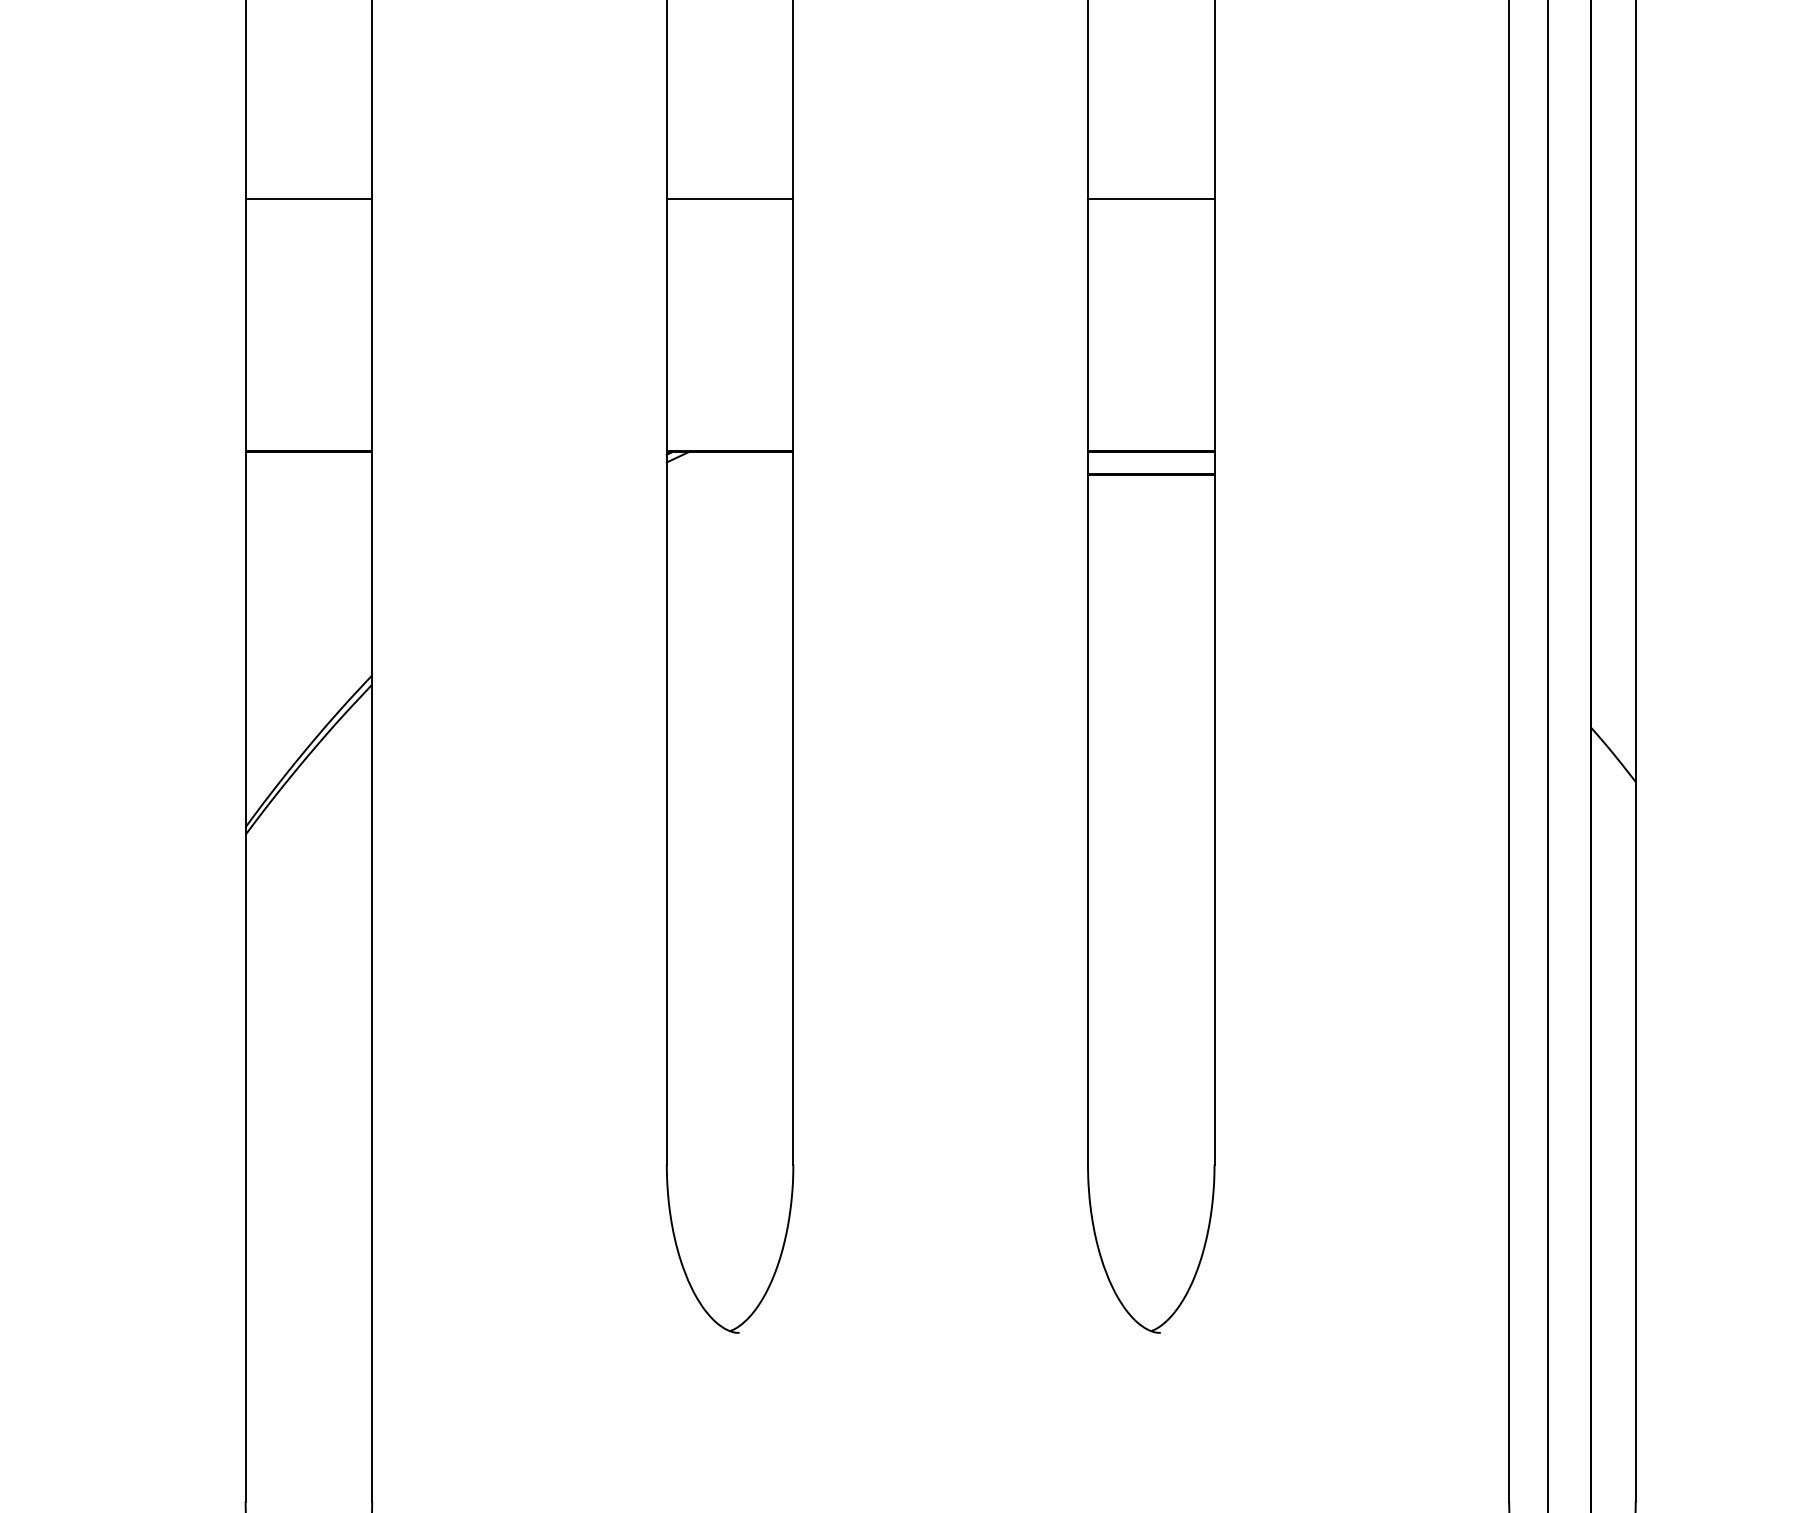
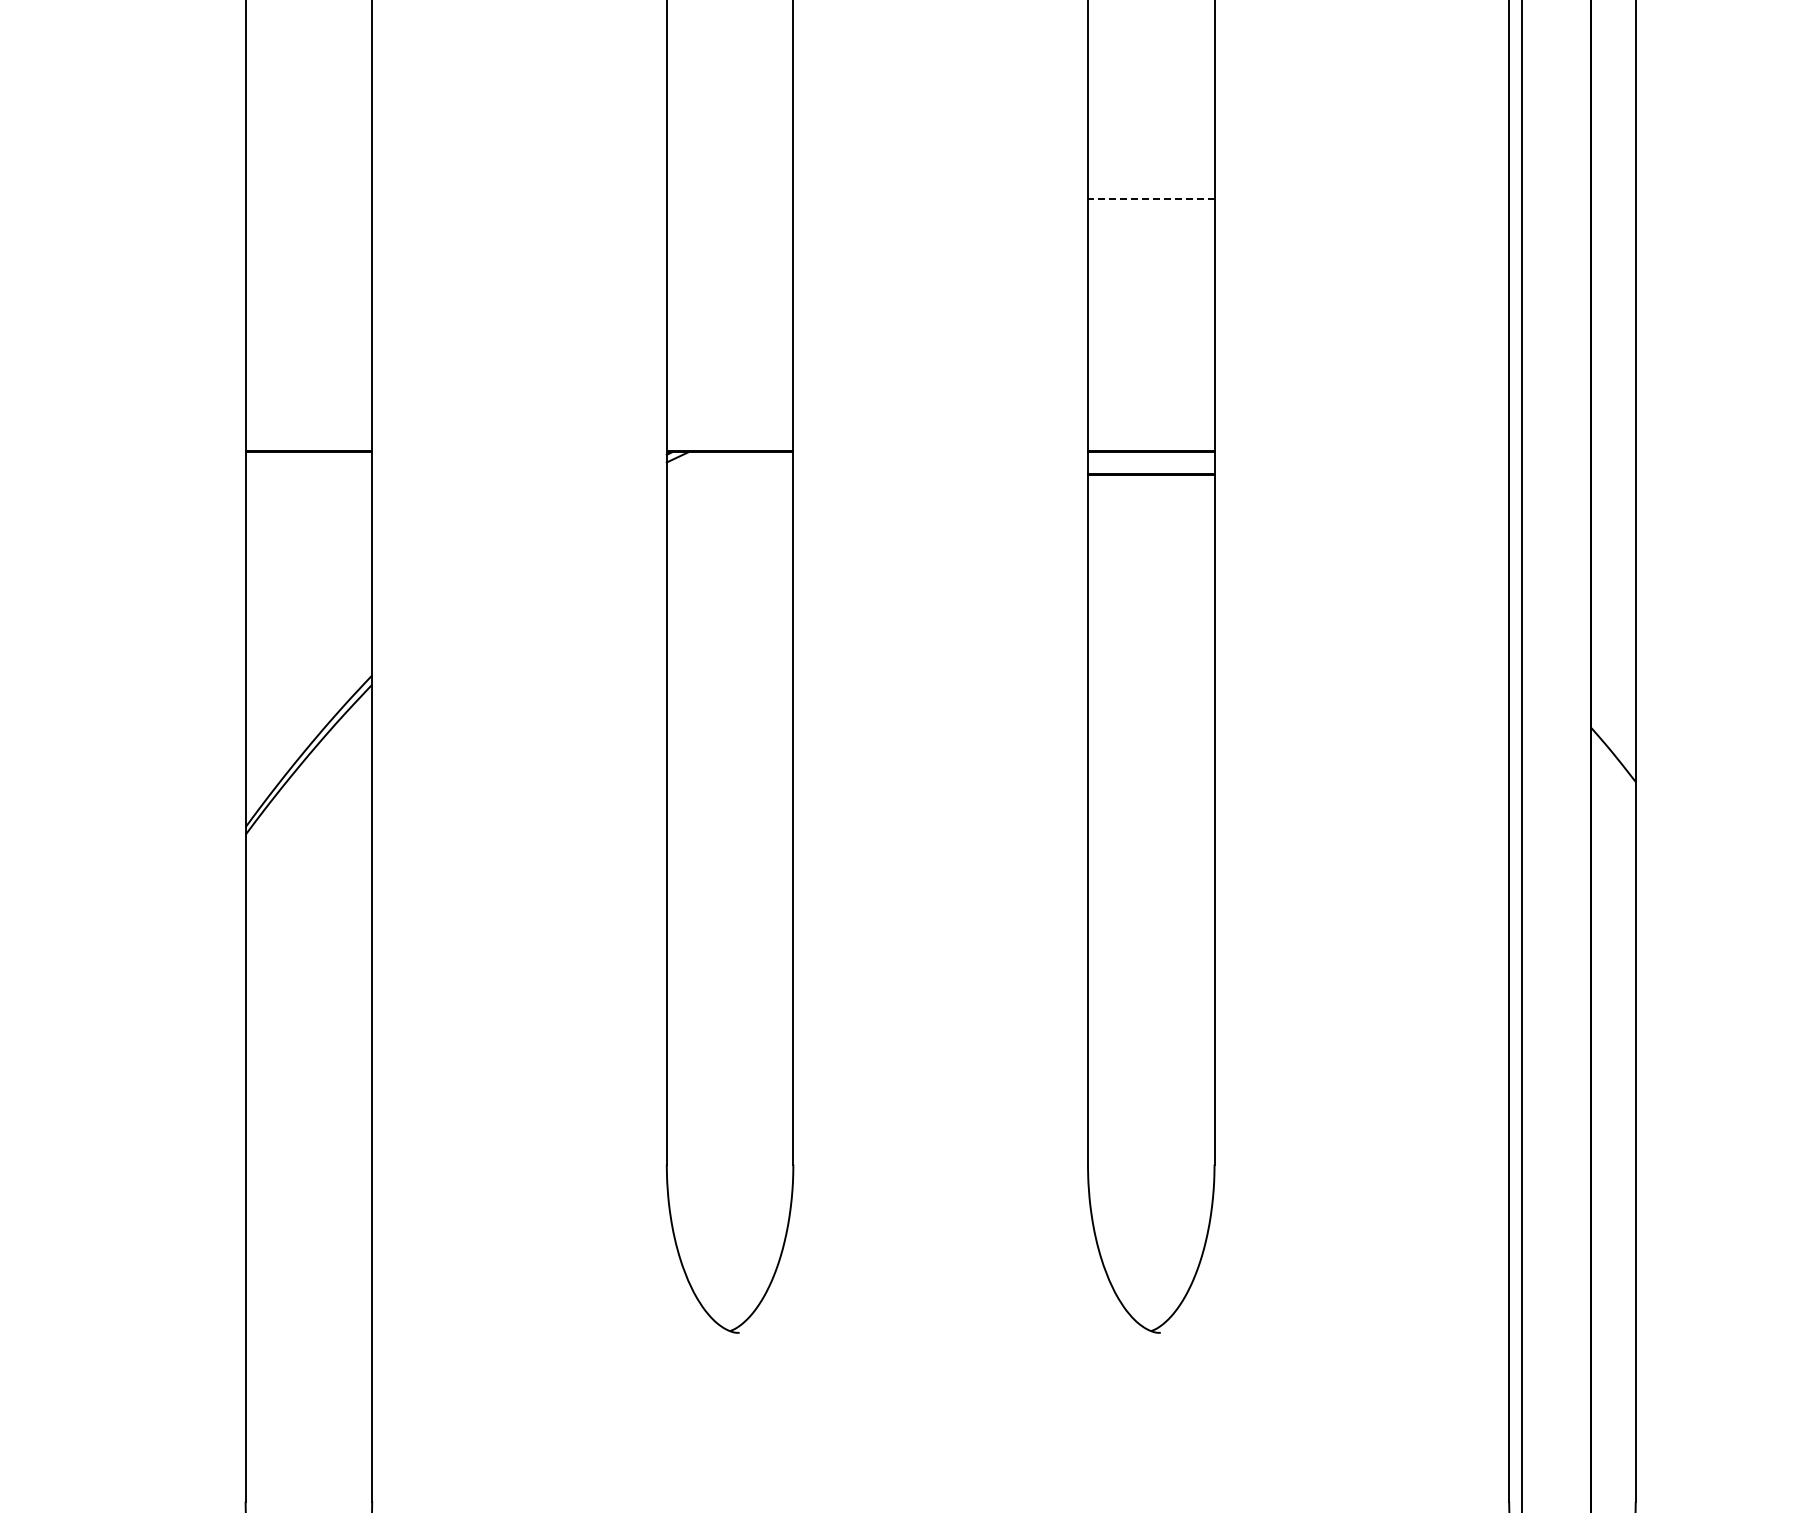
line: present -> none (308, 198)
line: present -> none (729, 198)
line: solid -> dashed (1150, 198)
line position: (1547, 755) -> (1521, 755) (1521, 755)
